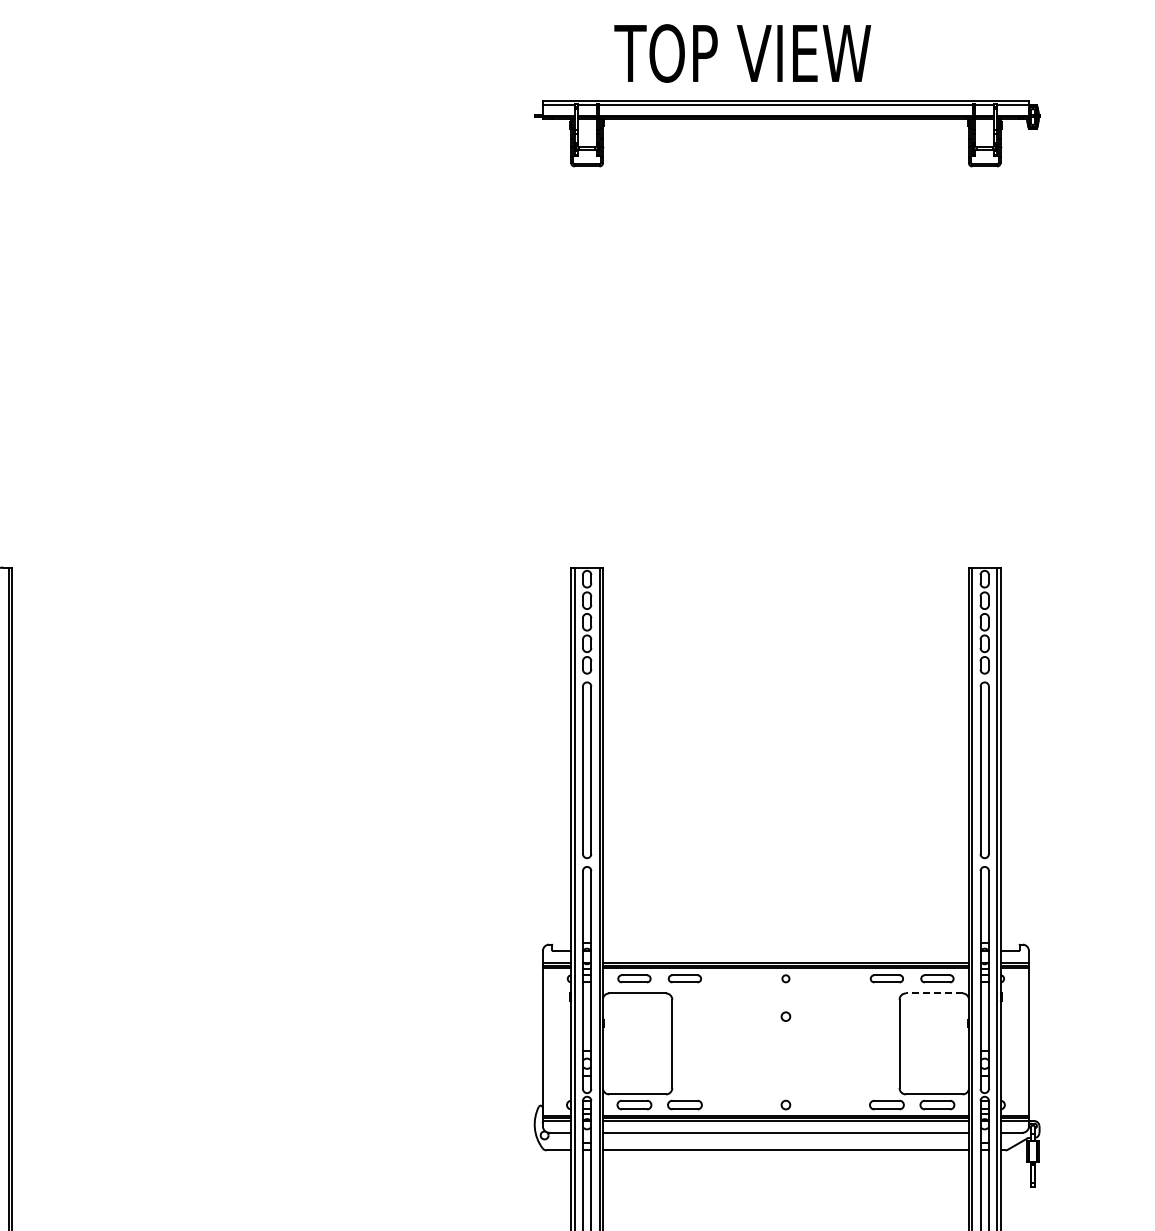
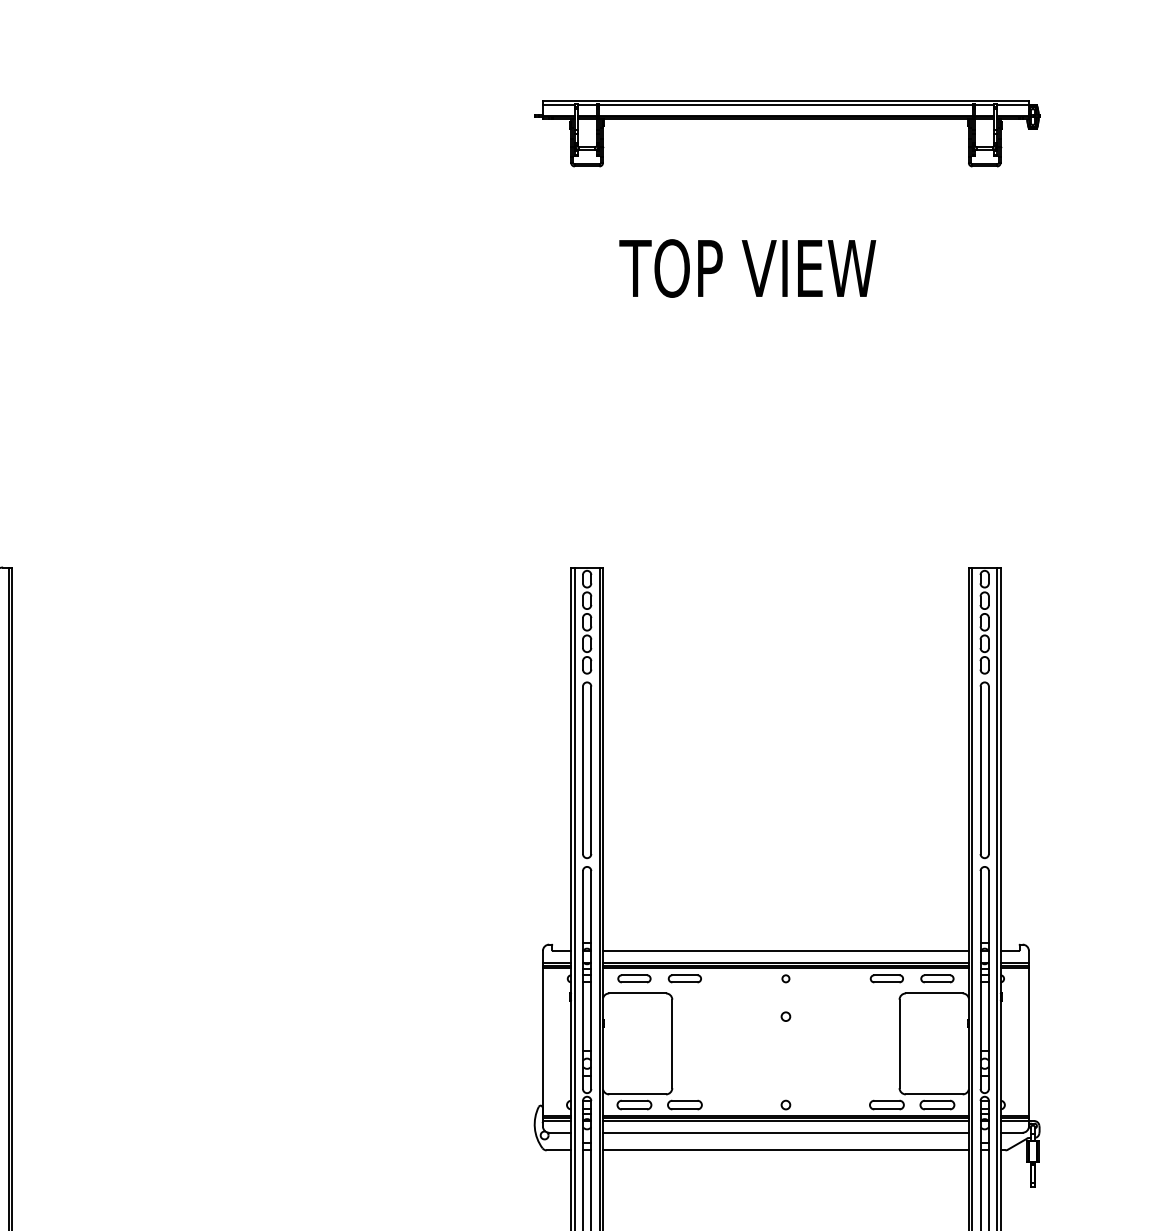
text position: (742, 53) -> (747, 268) (747, 268)
line: none -> present (785, 951)
line: dashed -> solid (933, 993)
